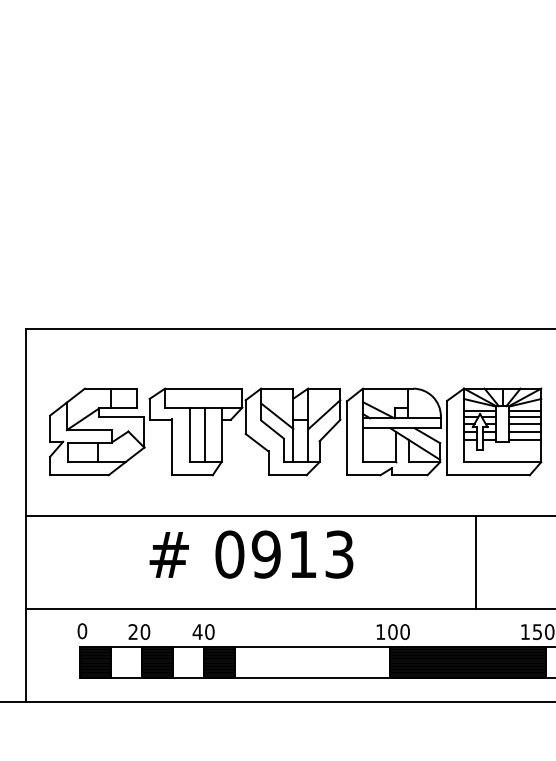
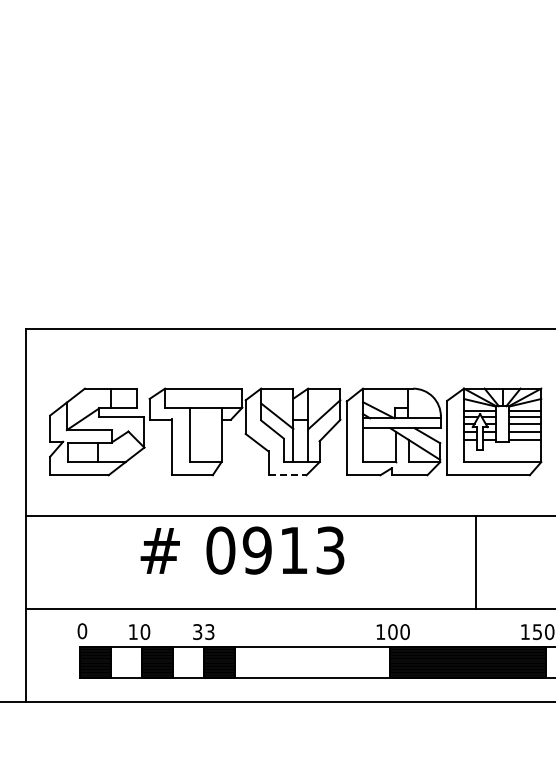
line: present -> none (204, 434)
line: solid -> dashed (288, 475)
text position: (251, 554) -> (242, 550) (242, 550)
text: 20 -> 10 (132, 631)
text: 40 -> 33 (203, 632)
